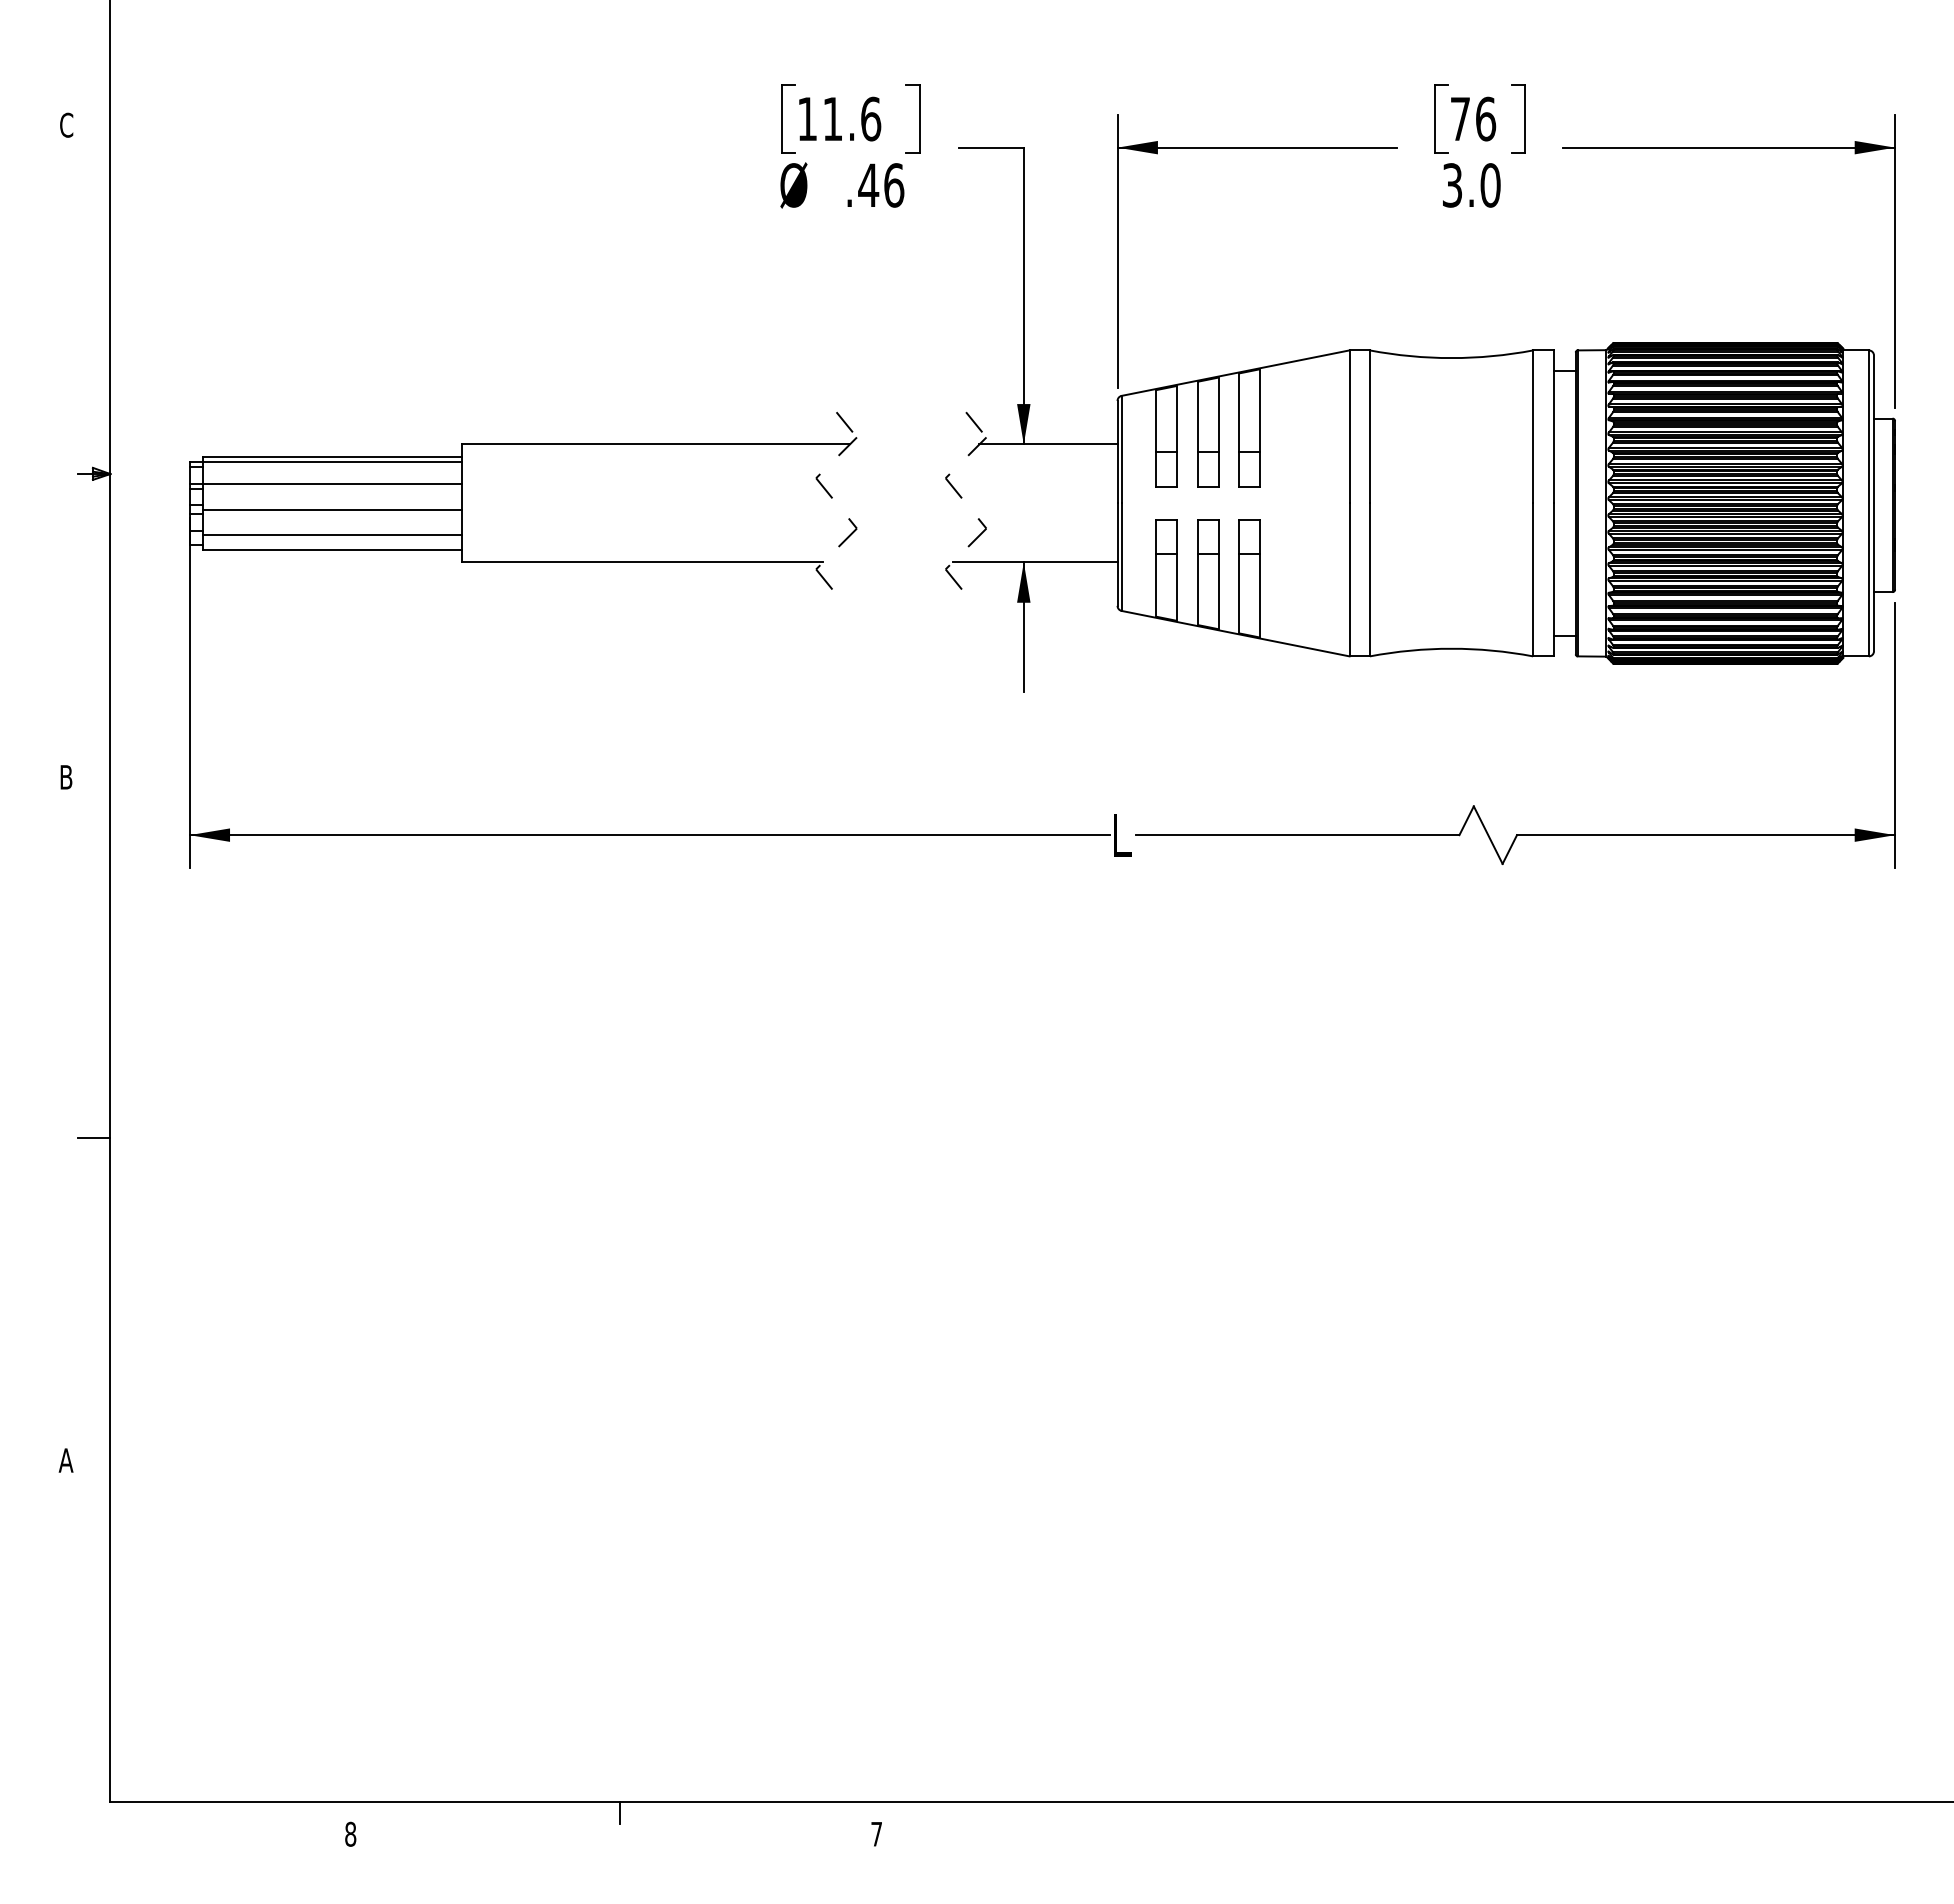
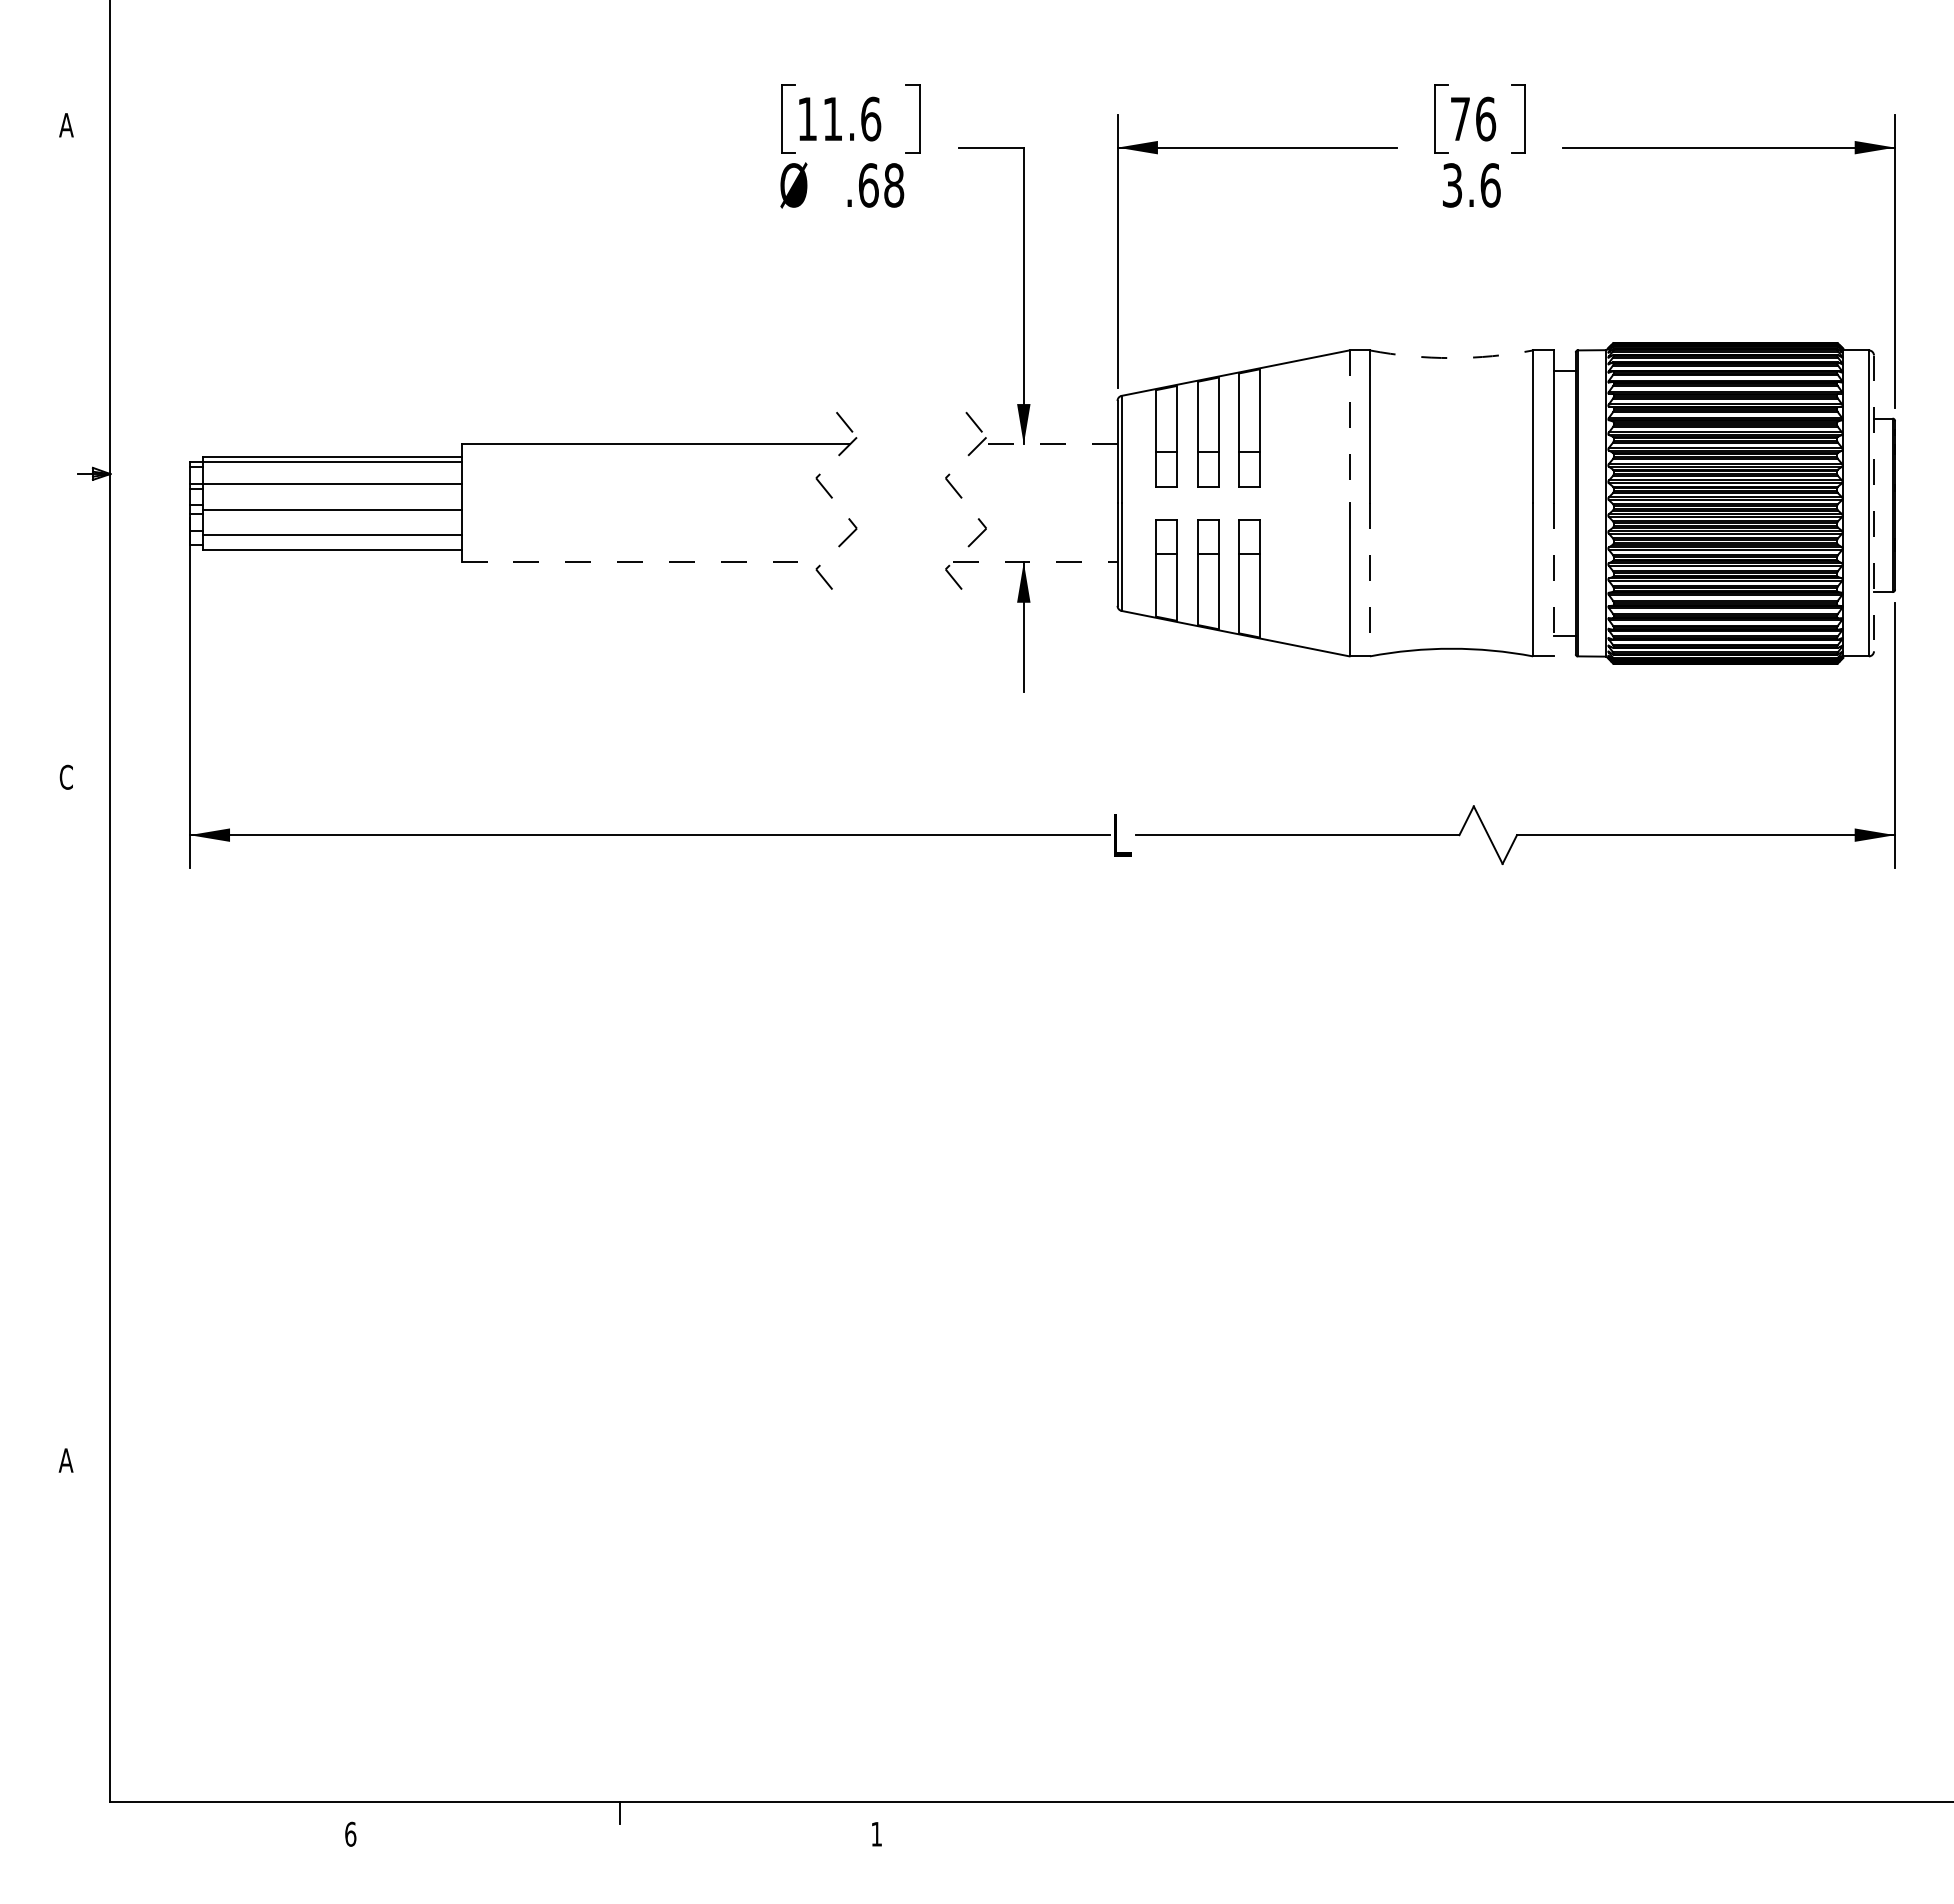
text: C -> A (66, 124)
text: .46 -> .68 (881, 185)
text: 3.0 -> 3.6 (1490, 185)
arc: solid -> dashed (1451, 358)
line: solid -> dashed (1349, 427)
line: solid -> dashed (1047, 444)
line: solid -> dashed (1873, 503)
line: solid -> dashed (642, 562)
line: solid -> dashed (1035, 562)
line: solid -> dashed (1369, 580)
line: solid -> dashed (1553, 580)
text: B -> C (65, 776)
line: present -> none (93, 1137)
text: 8 -> 6 (350, 1833)
text: 7 -> 1 (876, 1834)
